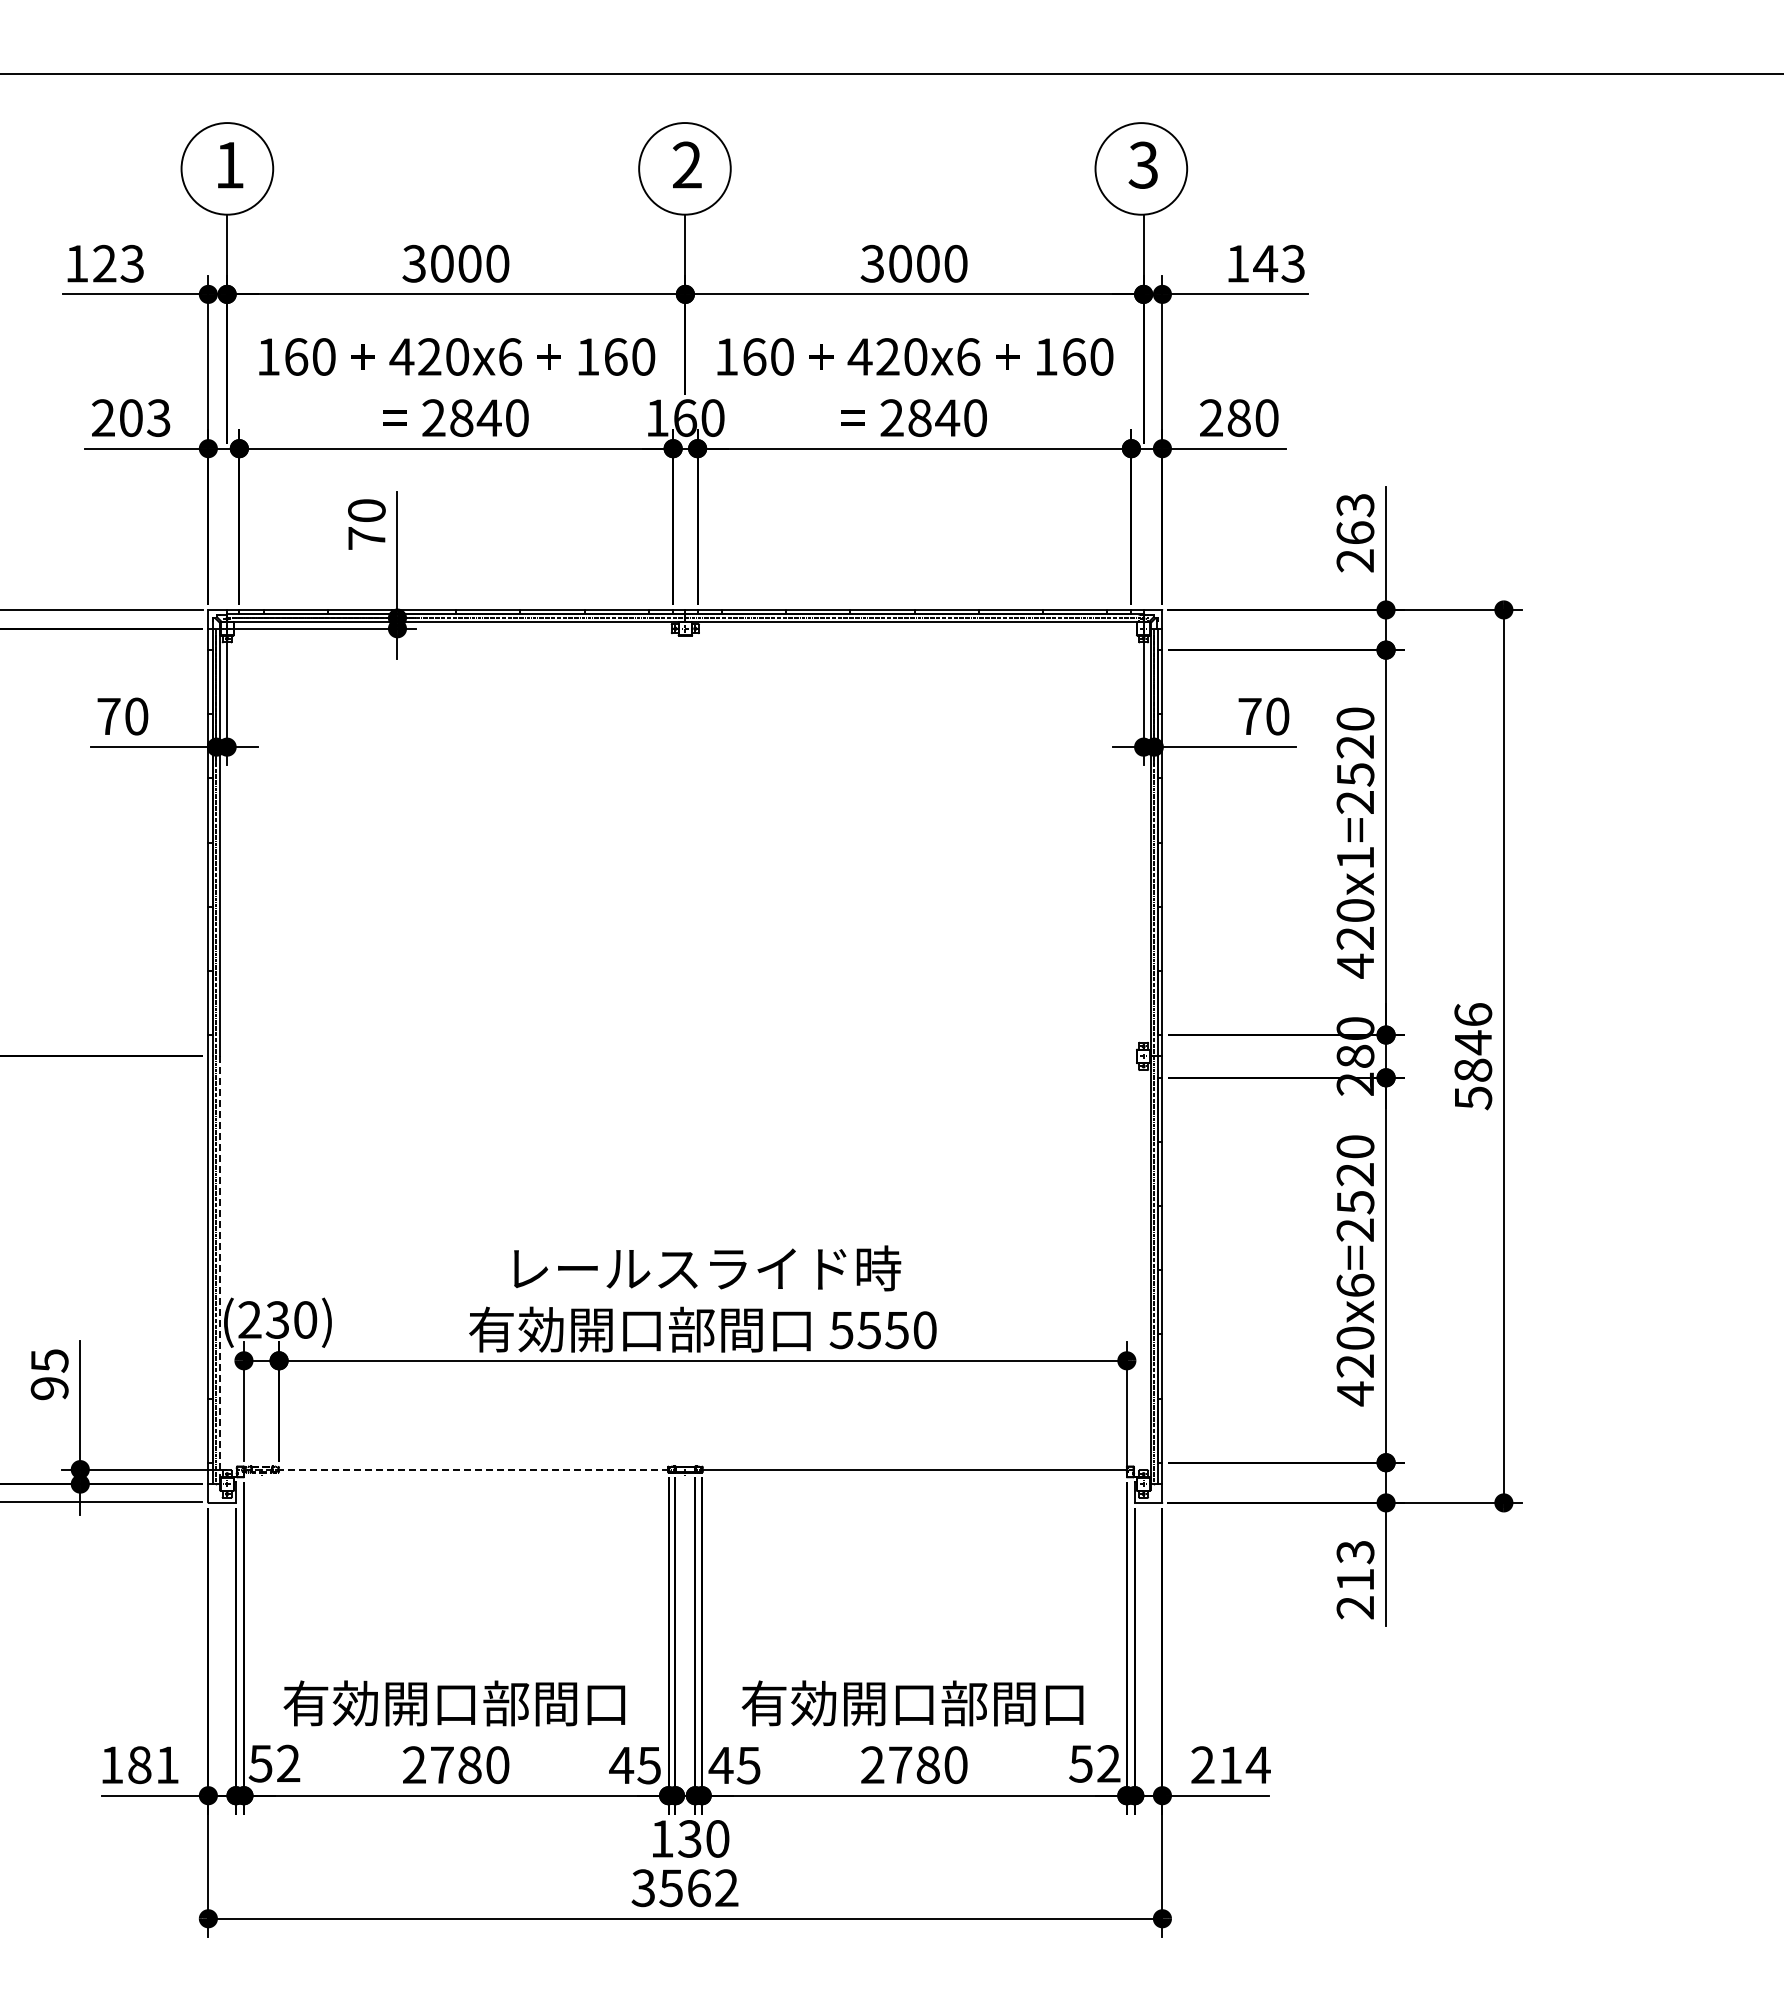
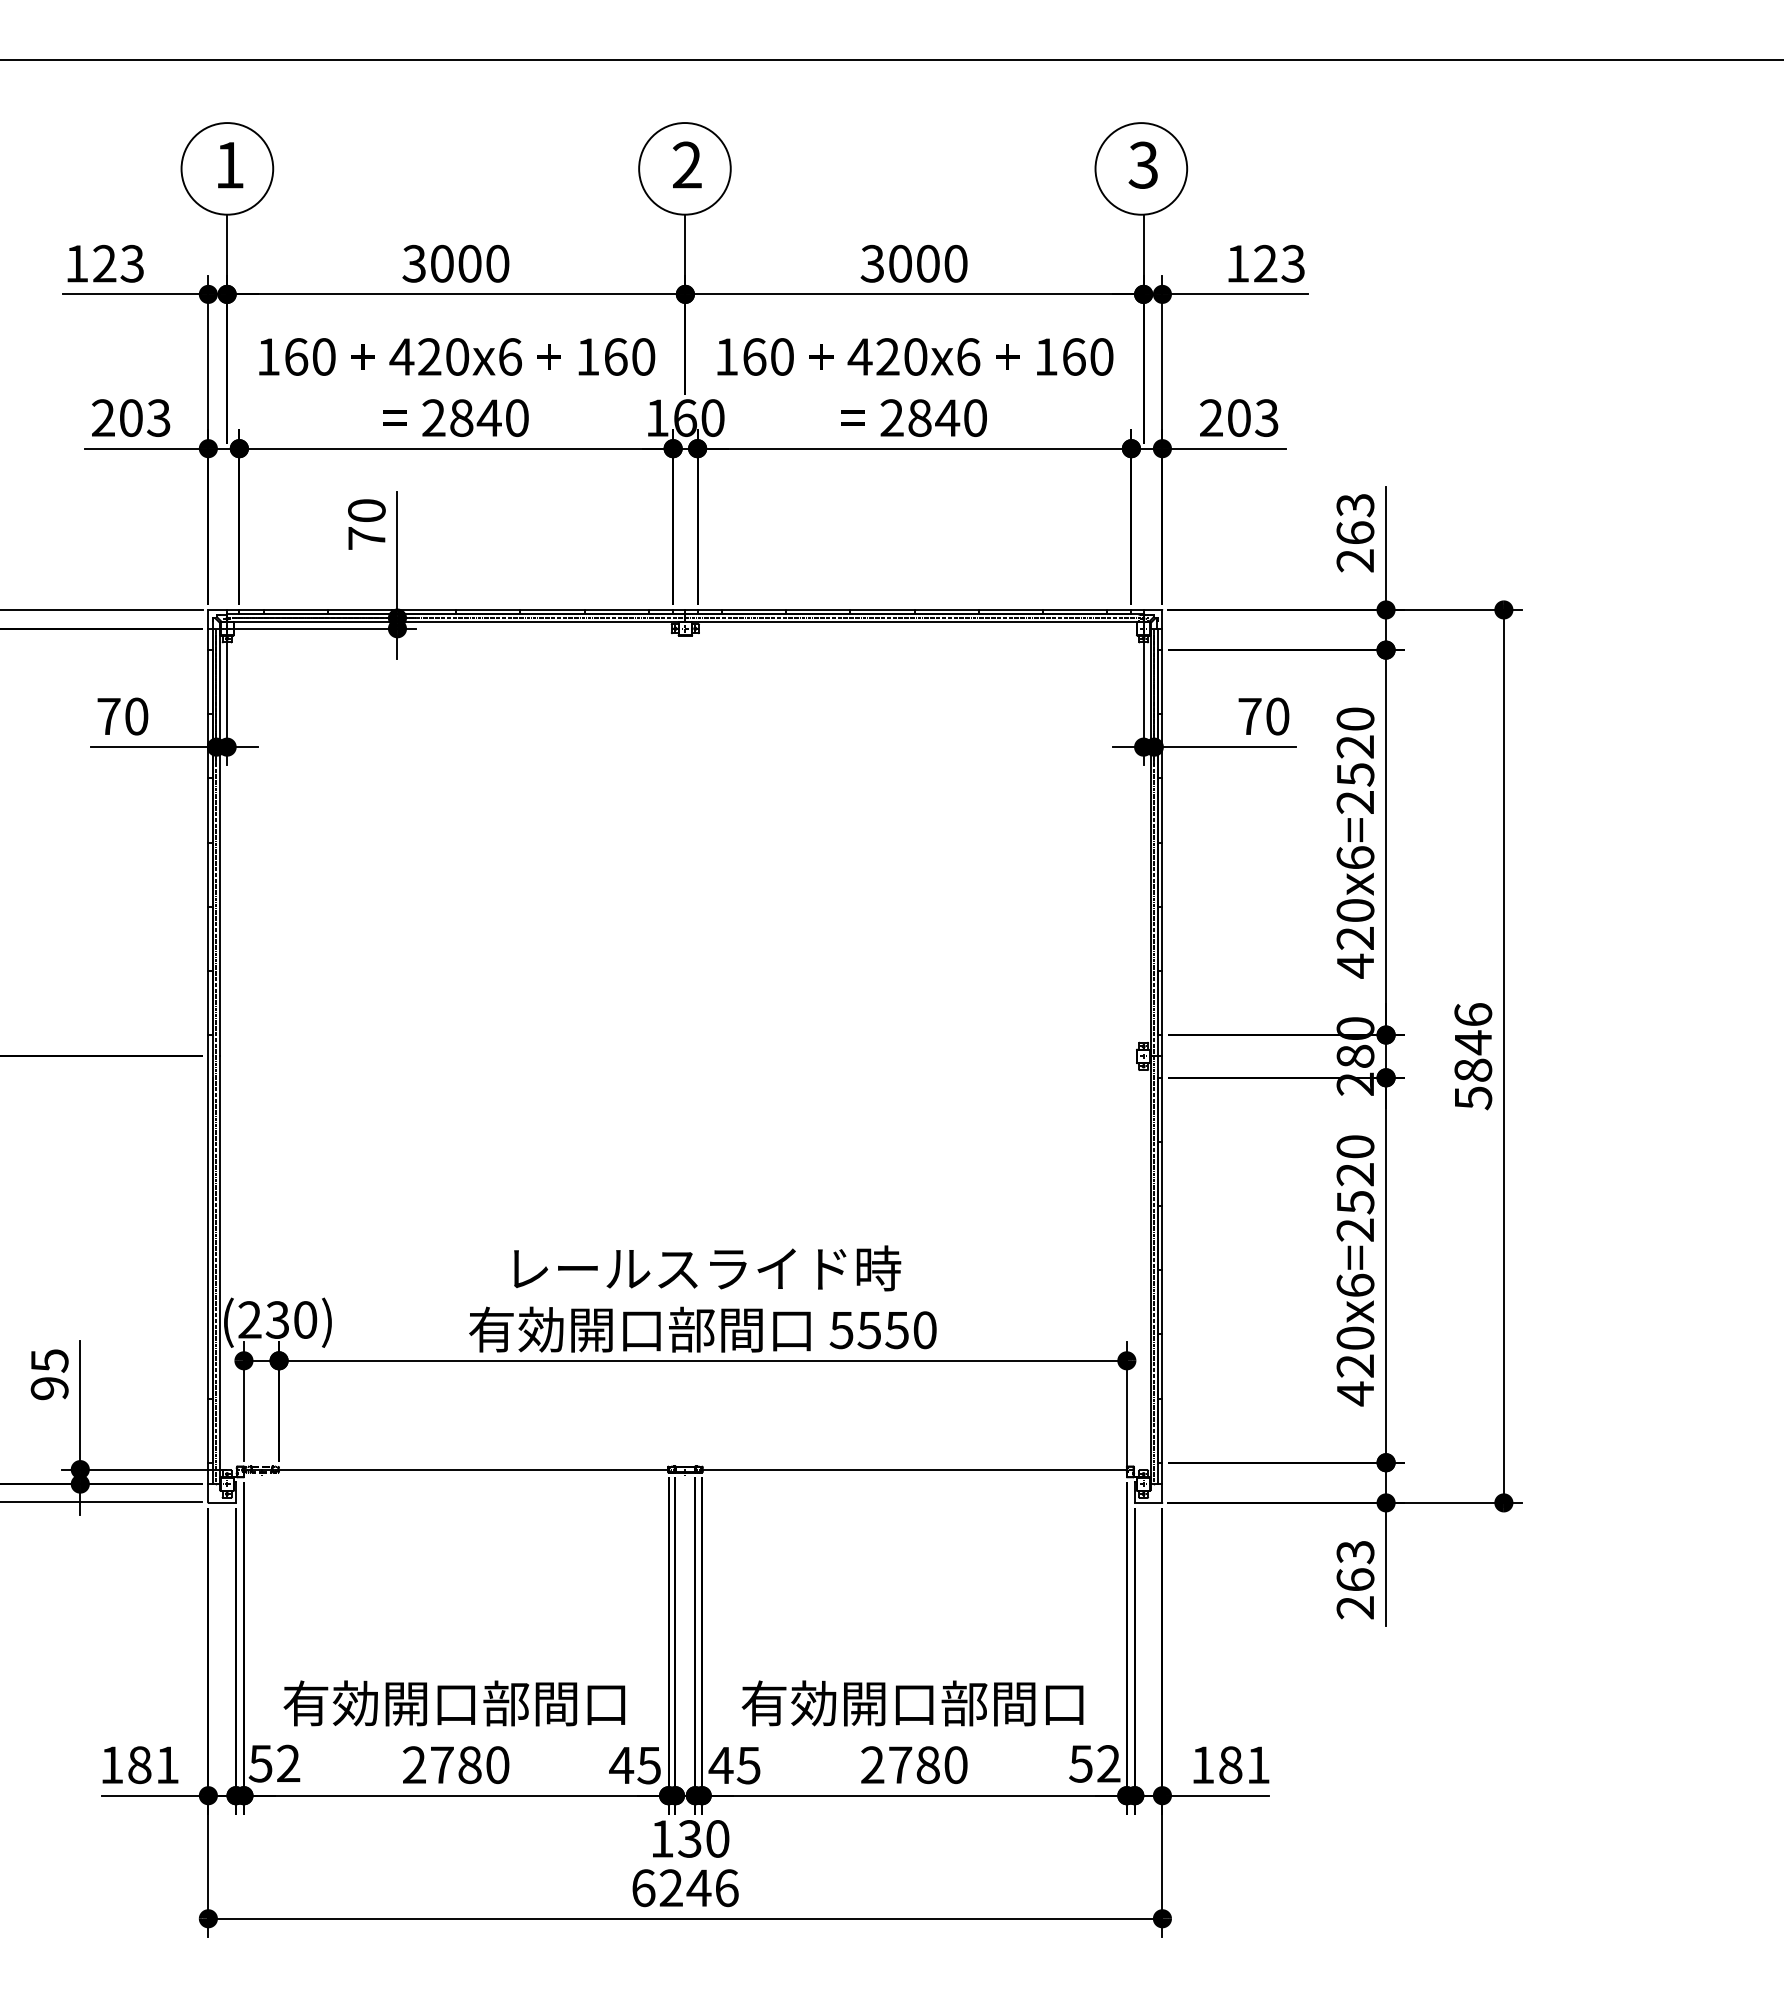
line position: (891, 73) -> (891, 59) (891, 59)
text: 143 -> 123 (1265, 263)
text: 280 -> 203 (1252, 417)
text: 420x1=2520 -> 420x6=2520 (1355, 857)
line: dashed -> solid (220, 1270)
line: dashed -> solid (456, 1469)
text: 213 -> 263 (1355, 1579)
text: 214 -> 181 (1230, 1765)
text: 3562 -> 6246 (684, 1888)
